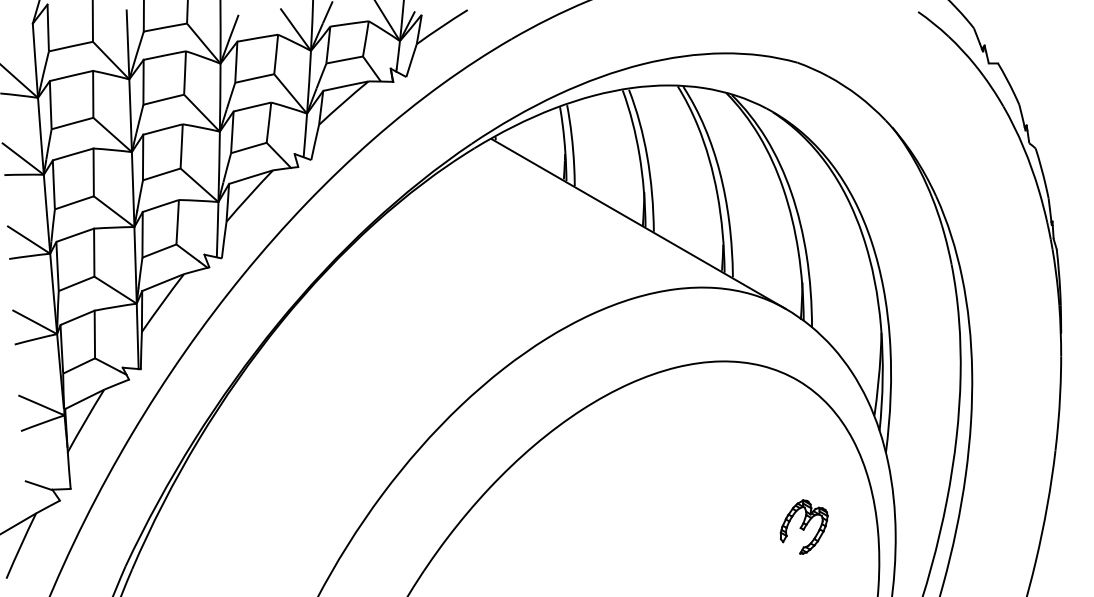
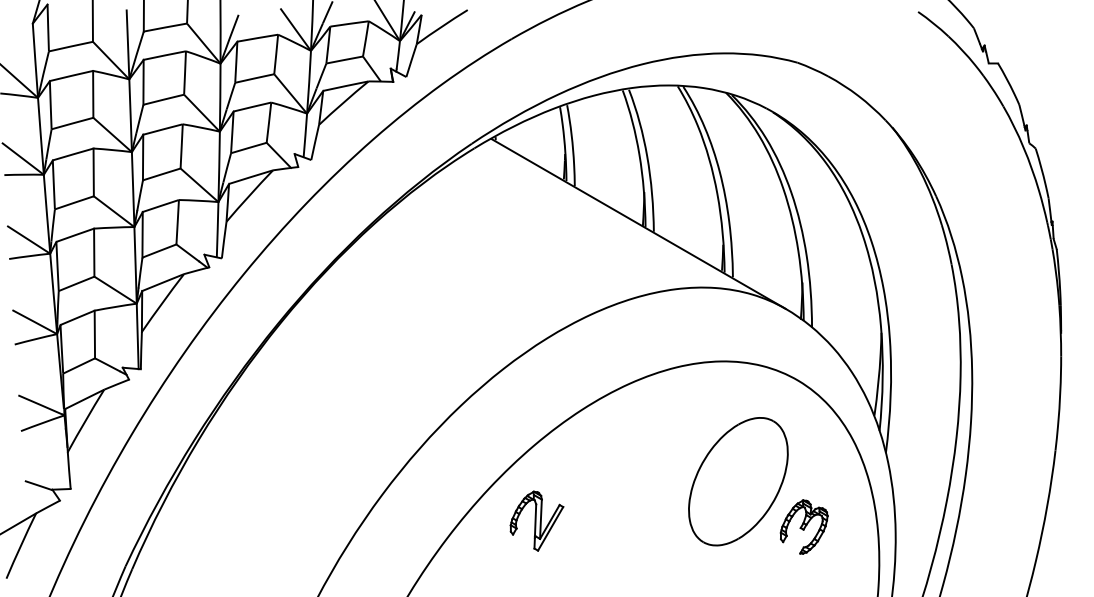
part: none -> present (738, 481)
part: none -> present (536, 520)
